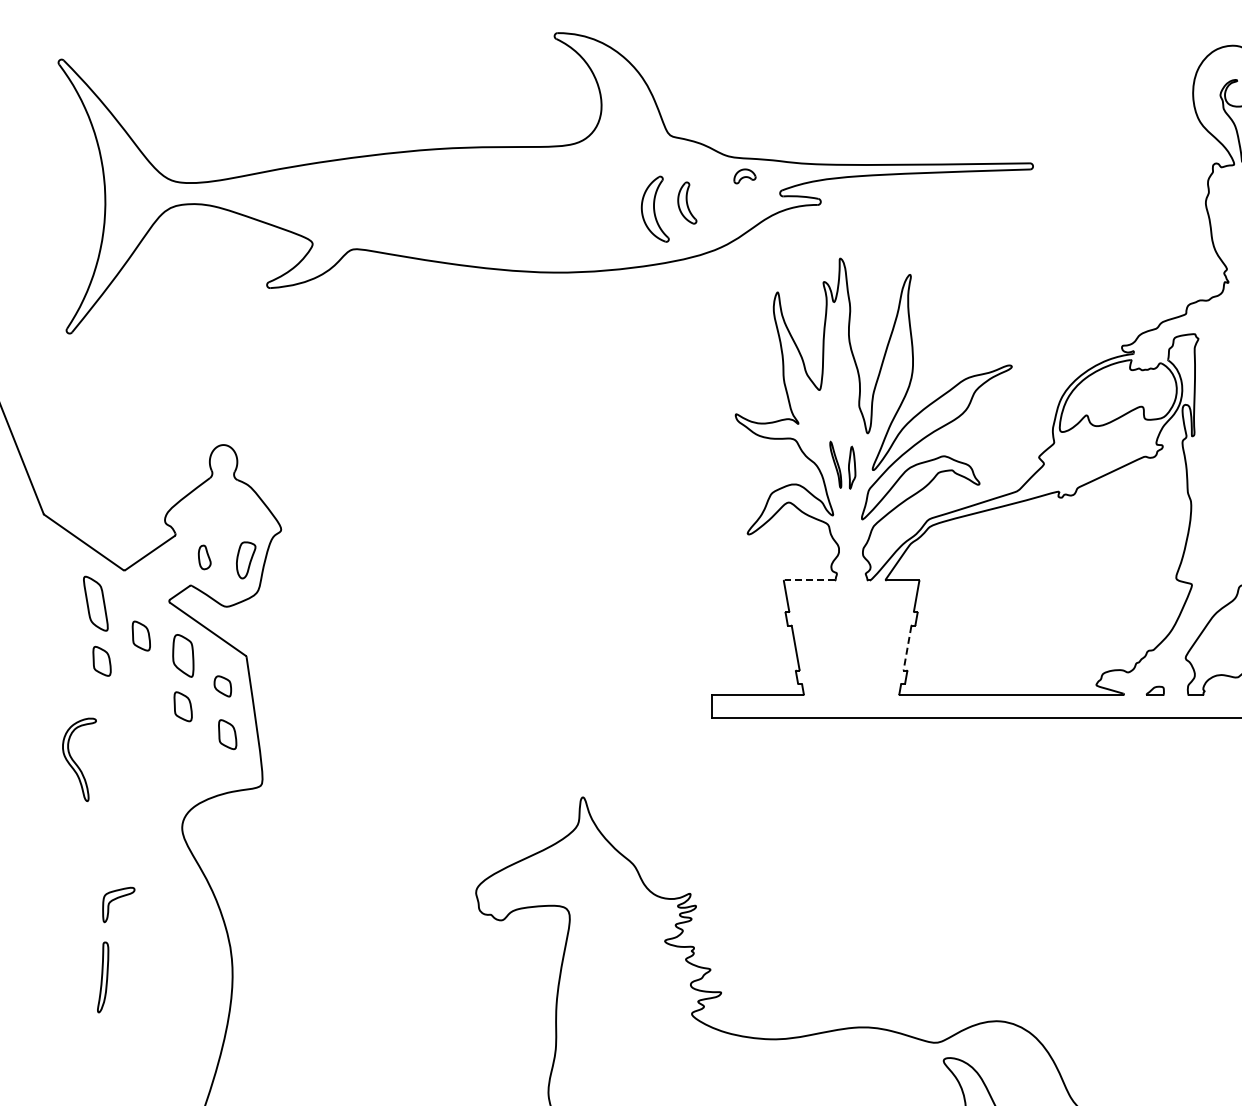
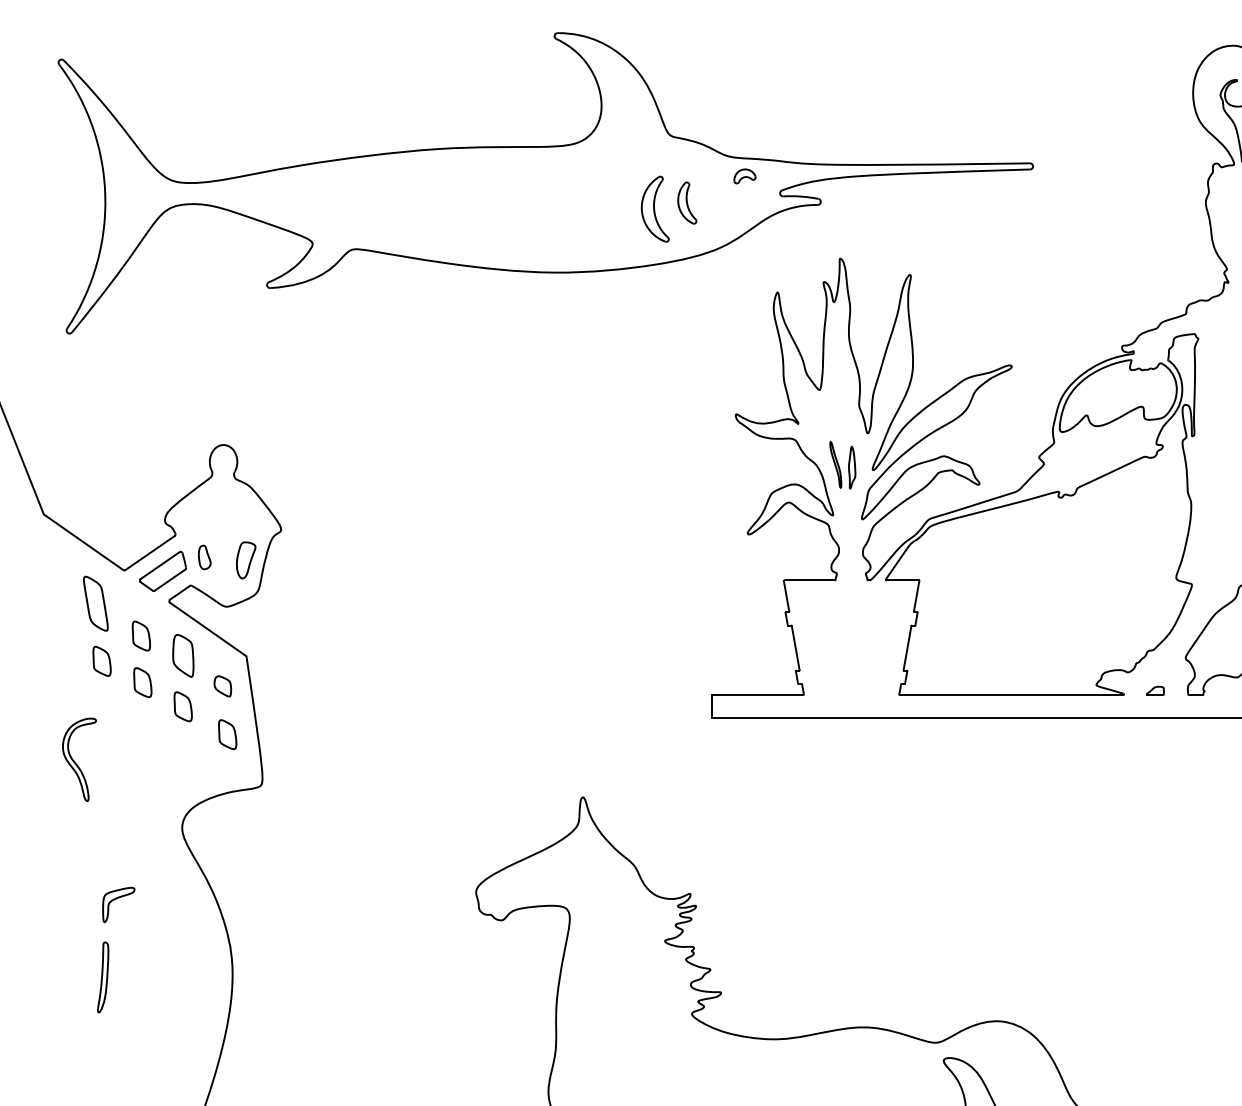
part: none -> present (162, 571)
line: dashed -> solid (809, 580)
line: dashed -> solid (907, 648)
part: none -> present (142, 682)
